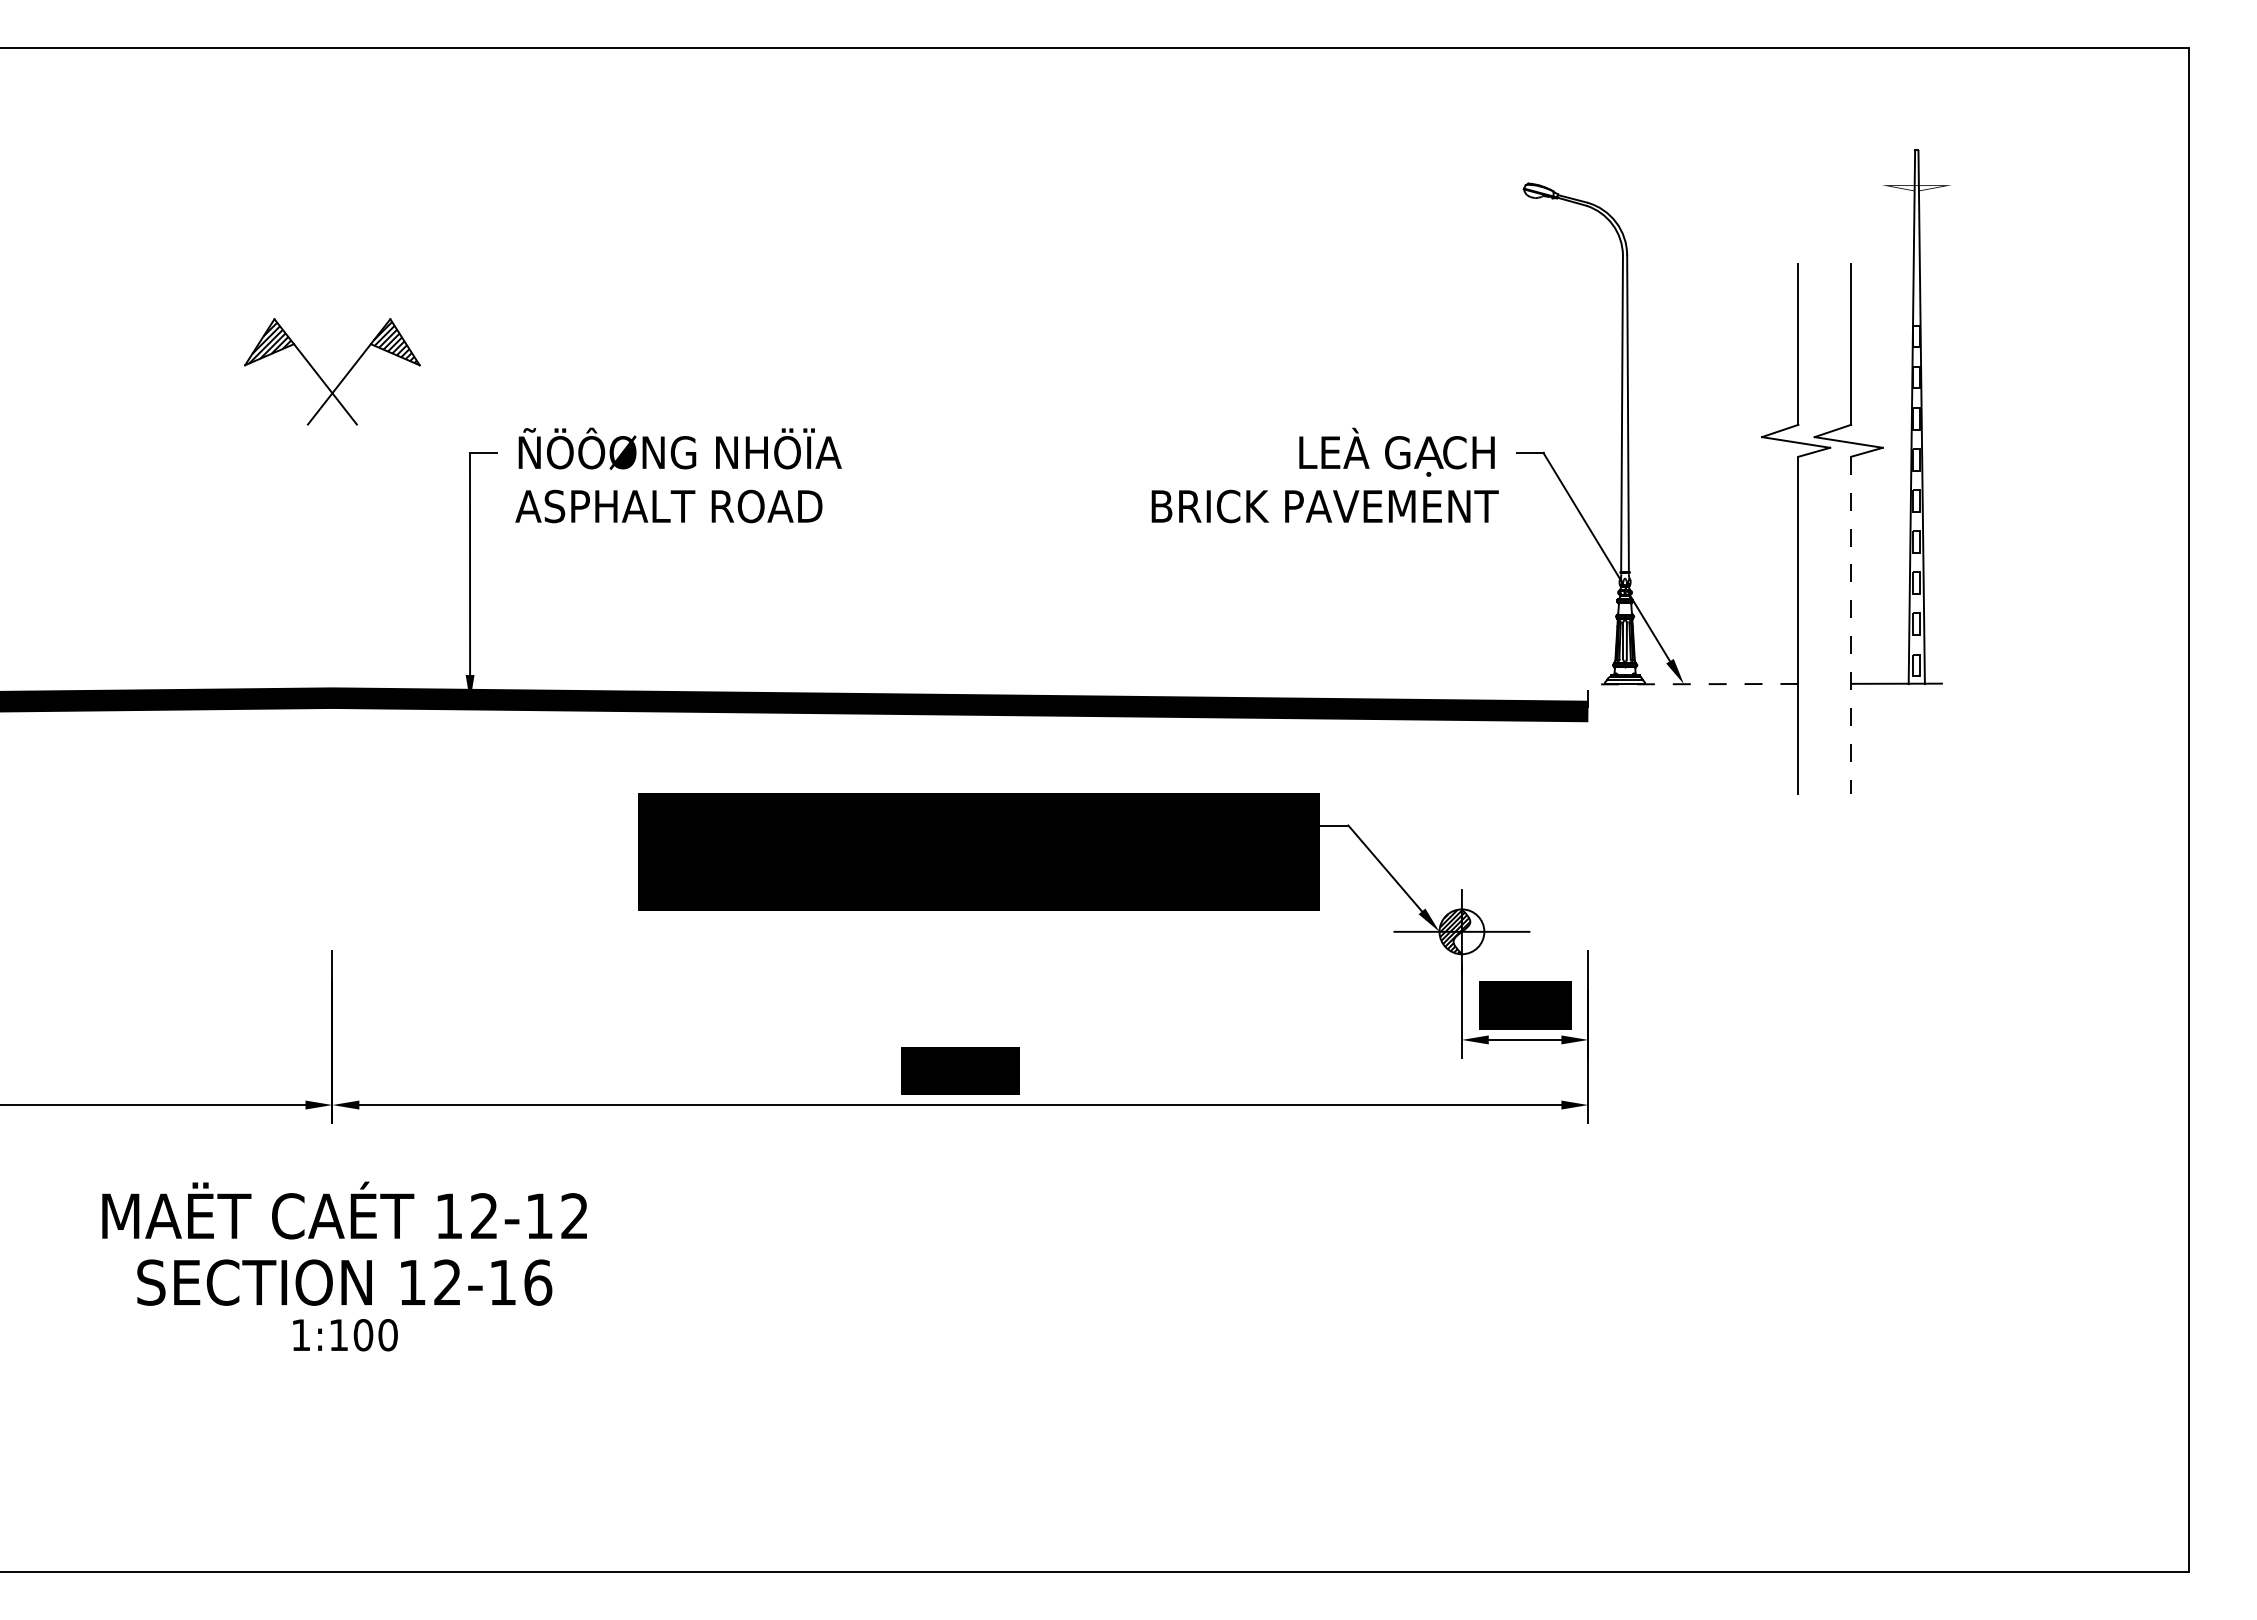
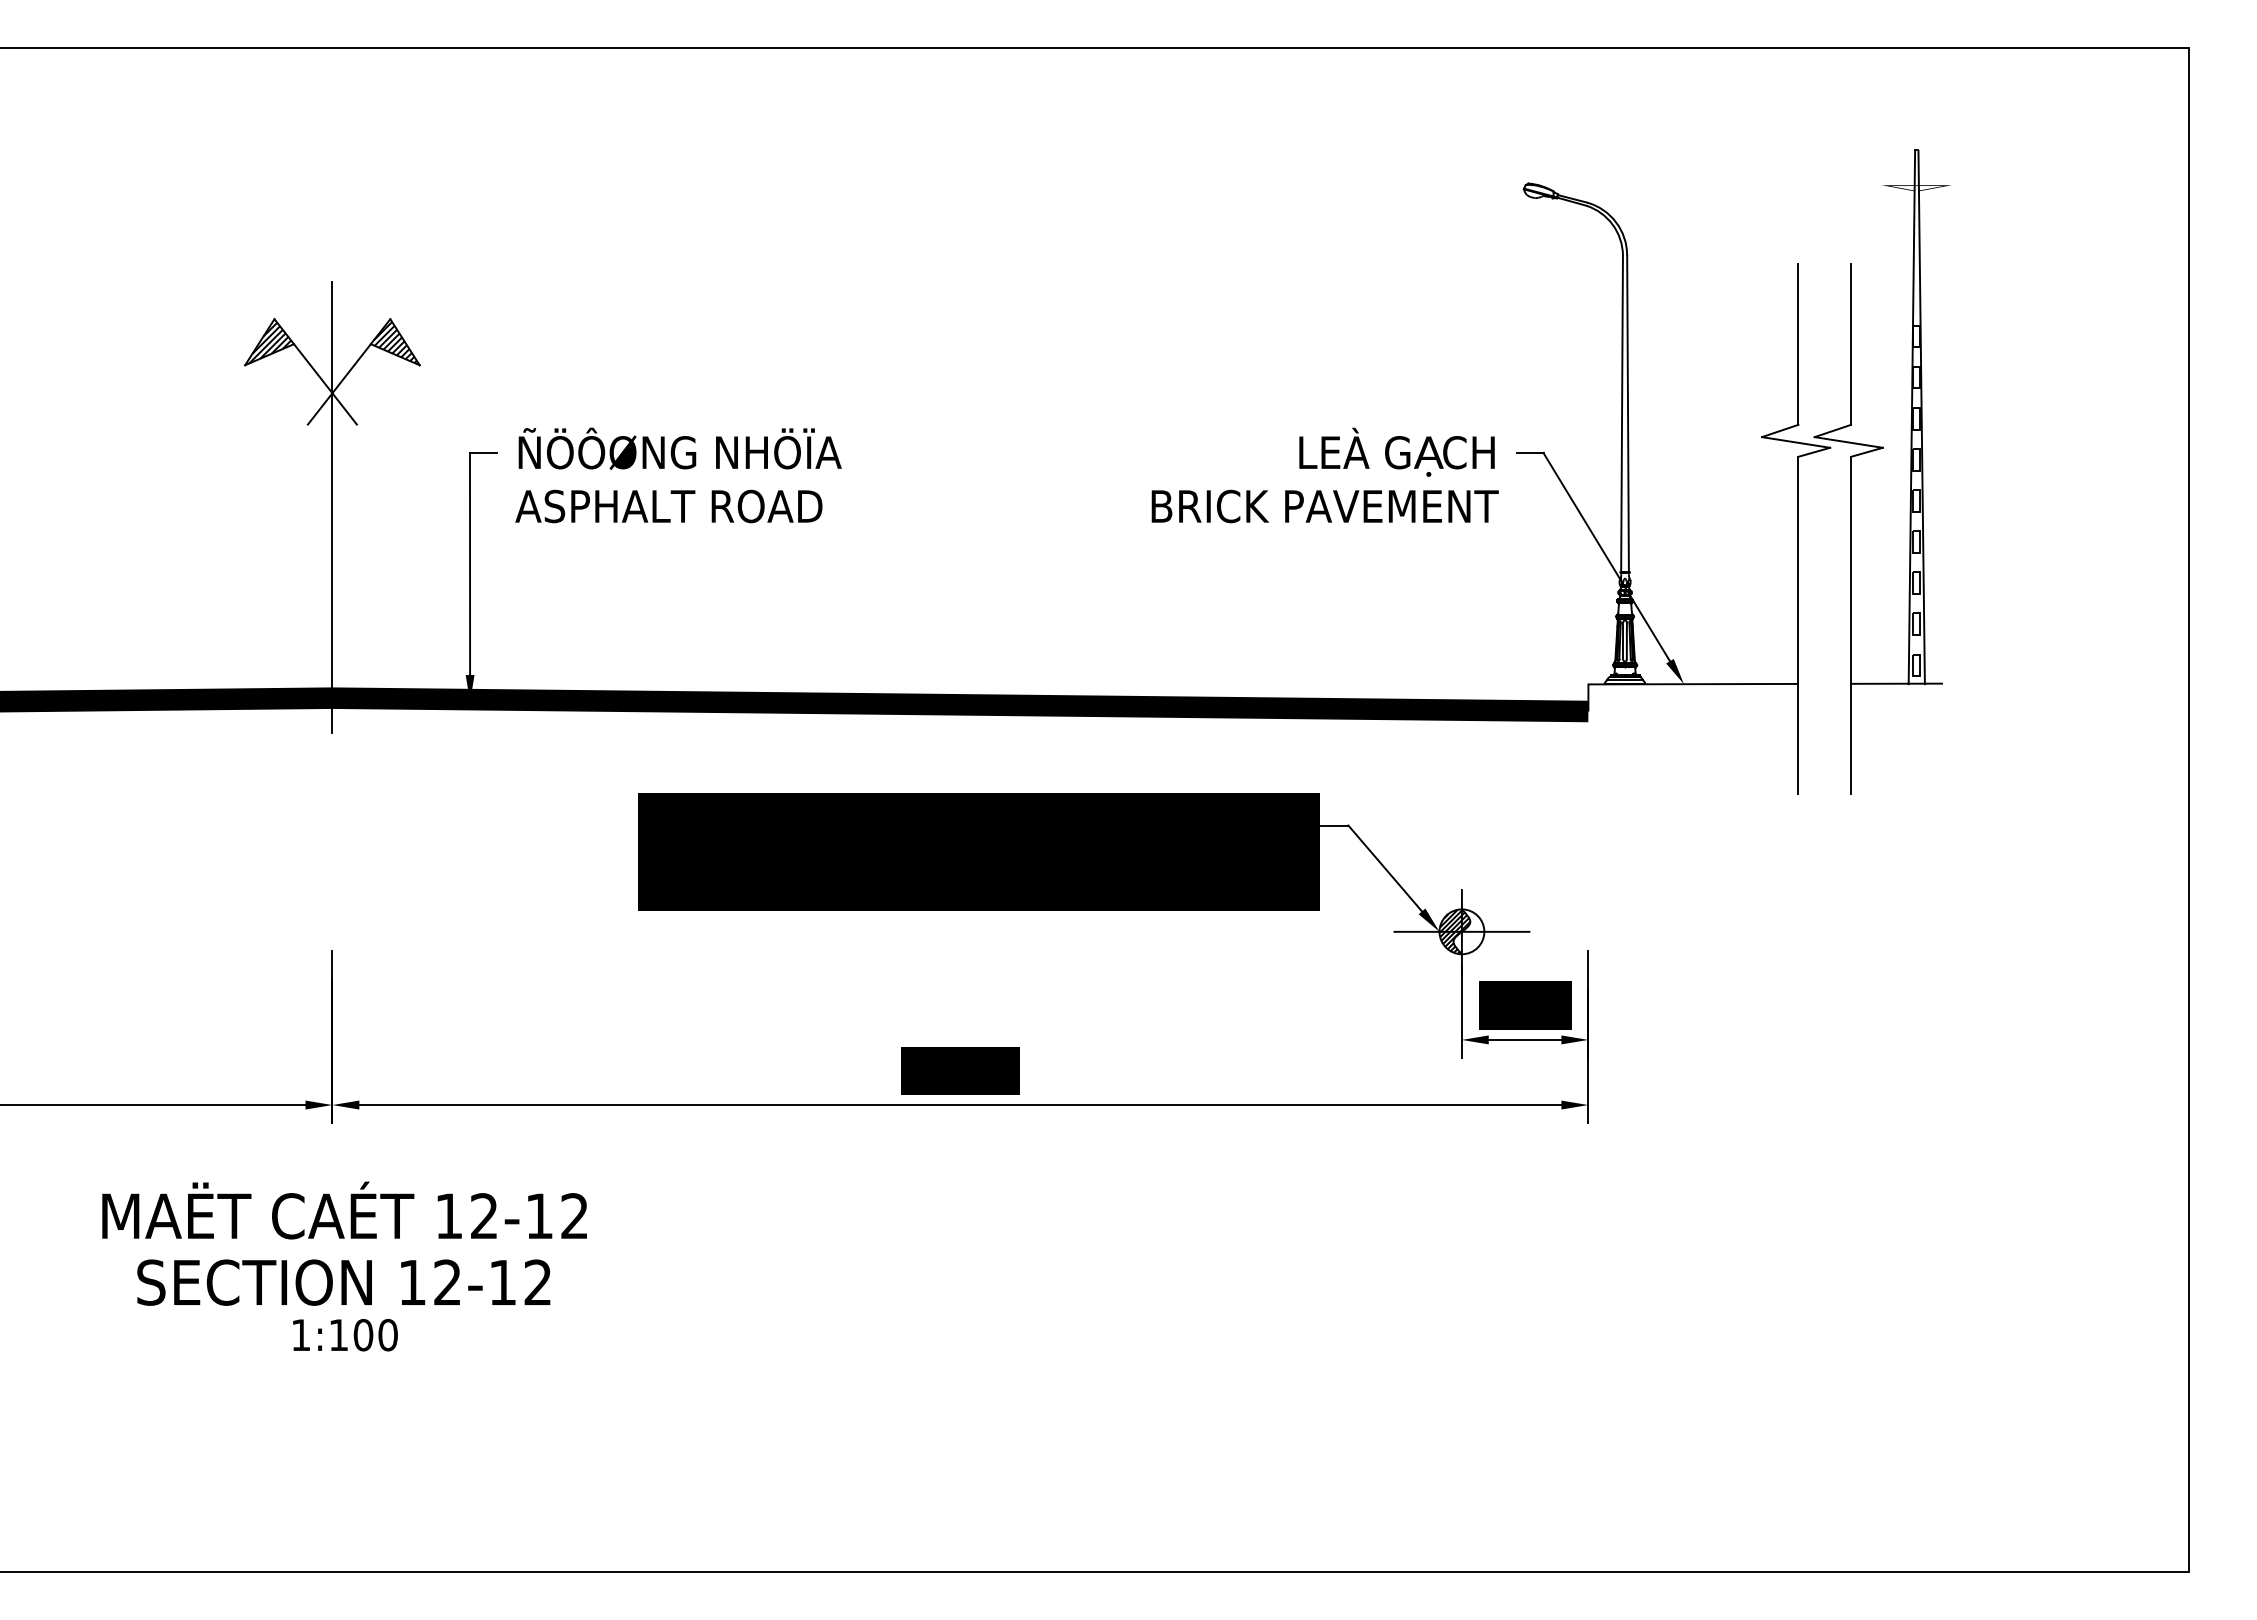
line: none -> present (332, 507)
line: dashed -> solid (1851, 625)
line: dashed -> solid (1678, 684)
text: 12-16 -> 12-12 (538, 1282)
